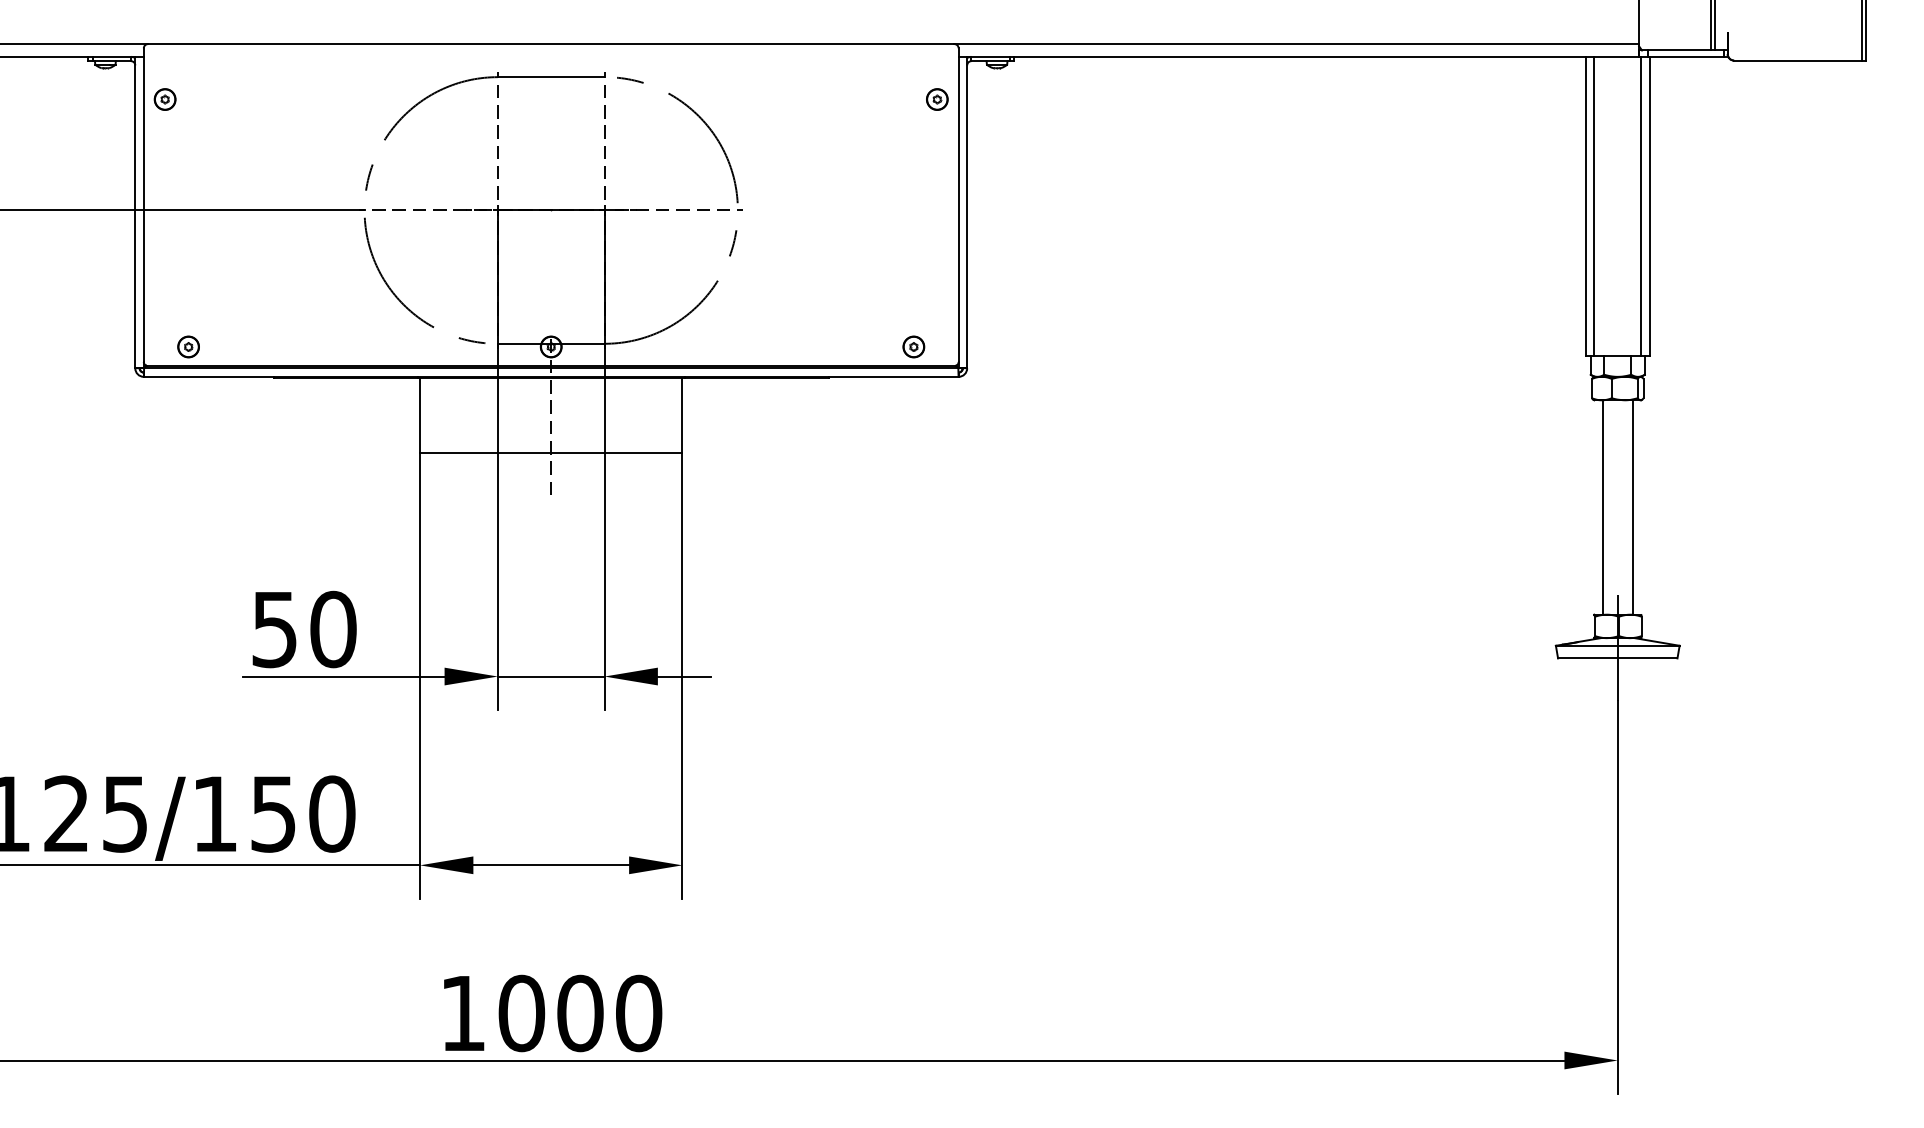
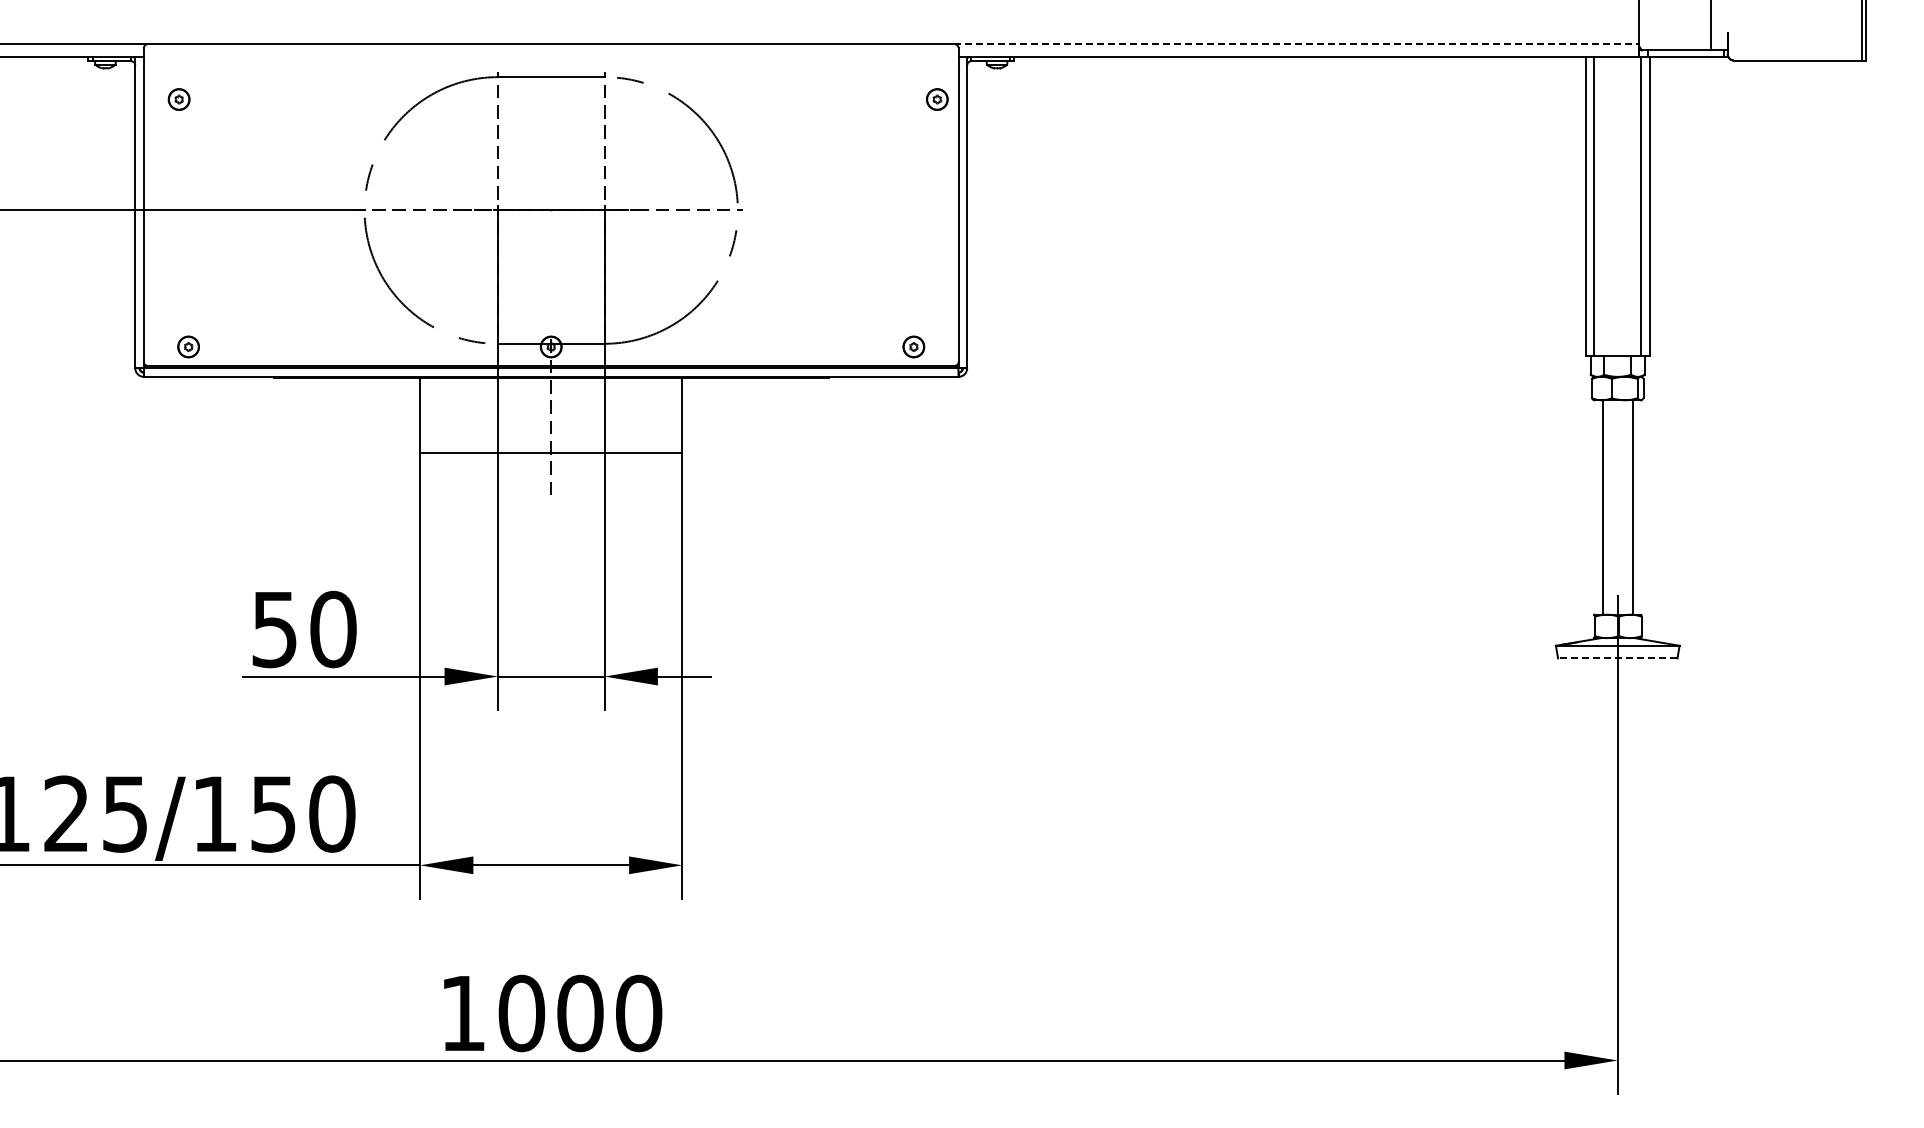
line: present -> none (1714, 26)
line: solid -> dashed (1297, 44)
part position: (164, 99) -> (178, 99) (178, 99)
line: solid -> dashed (1617, 658)
